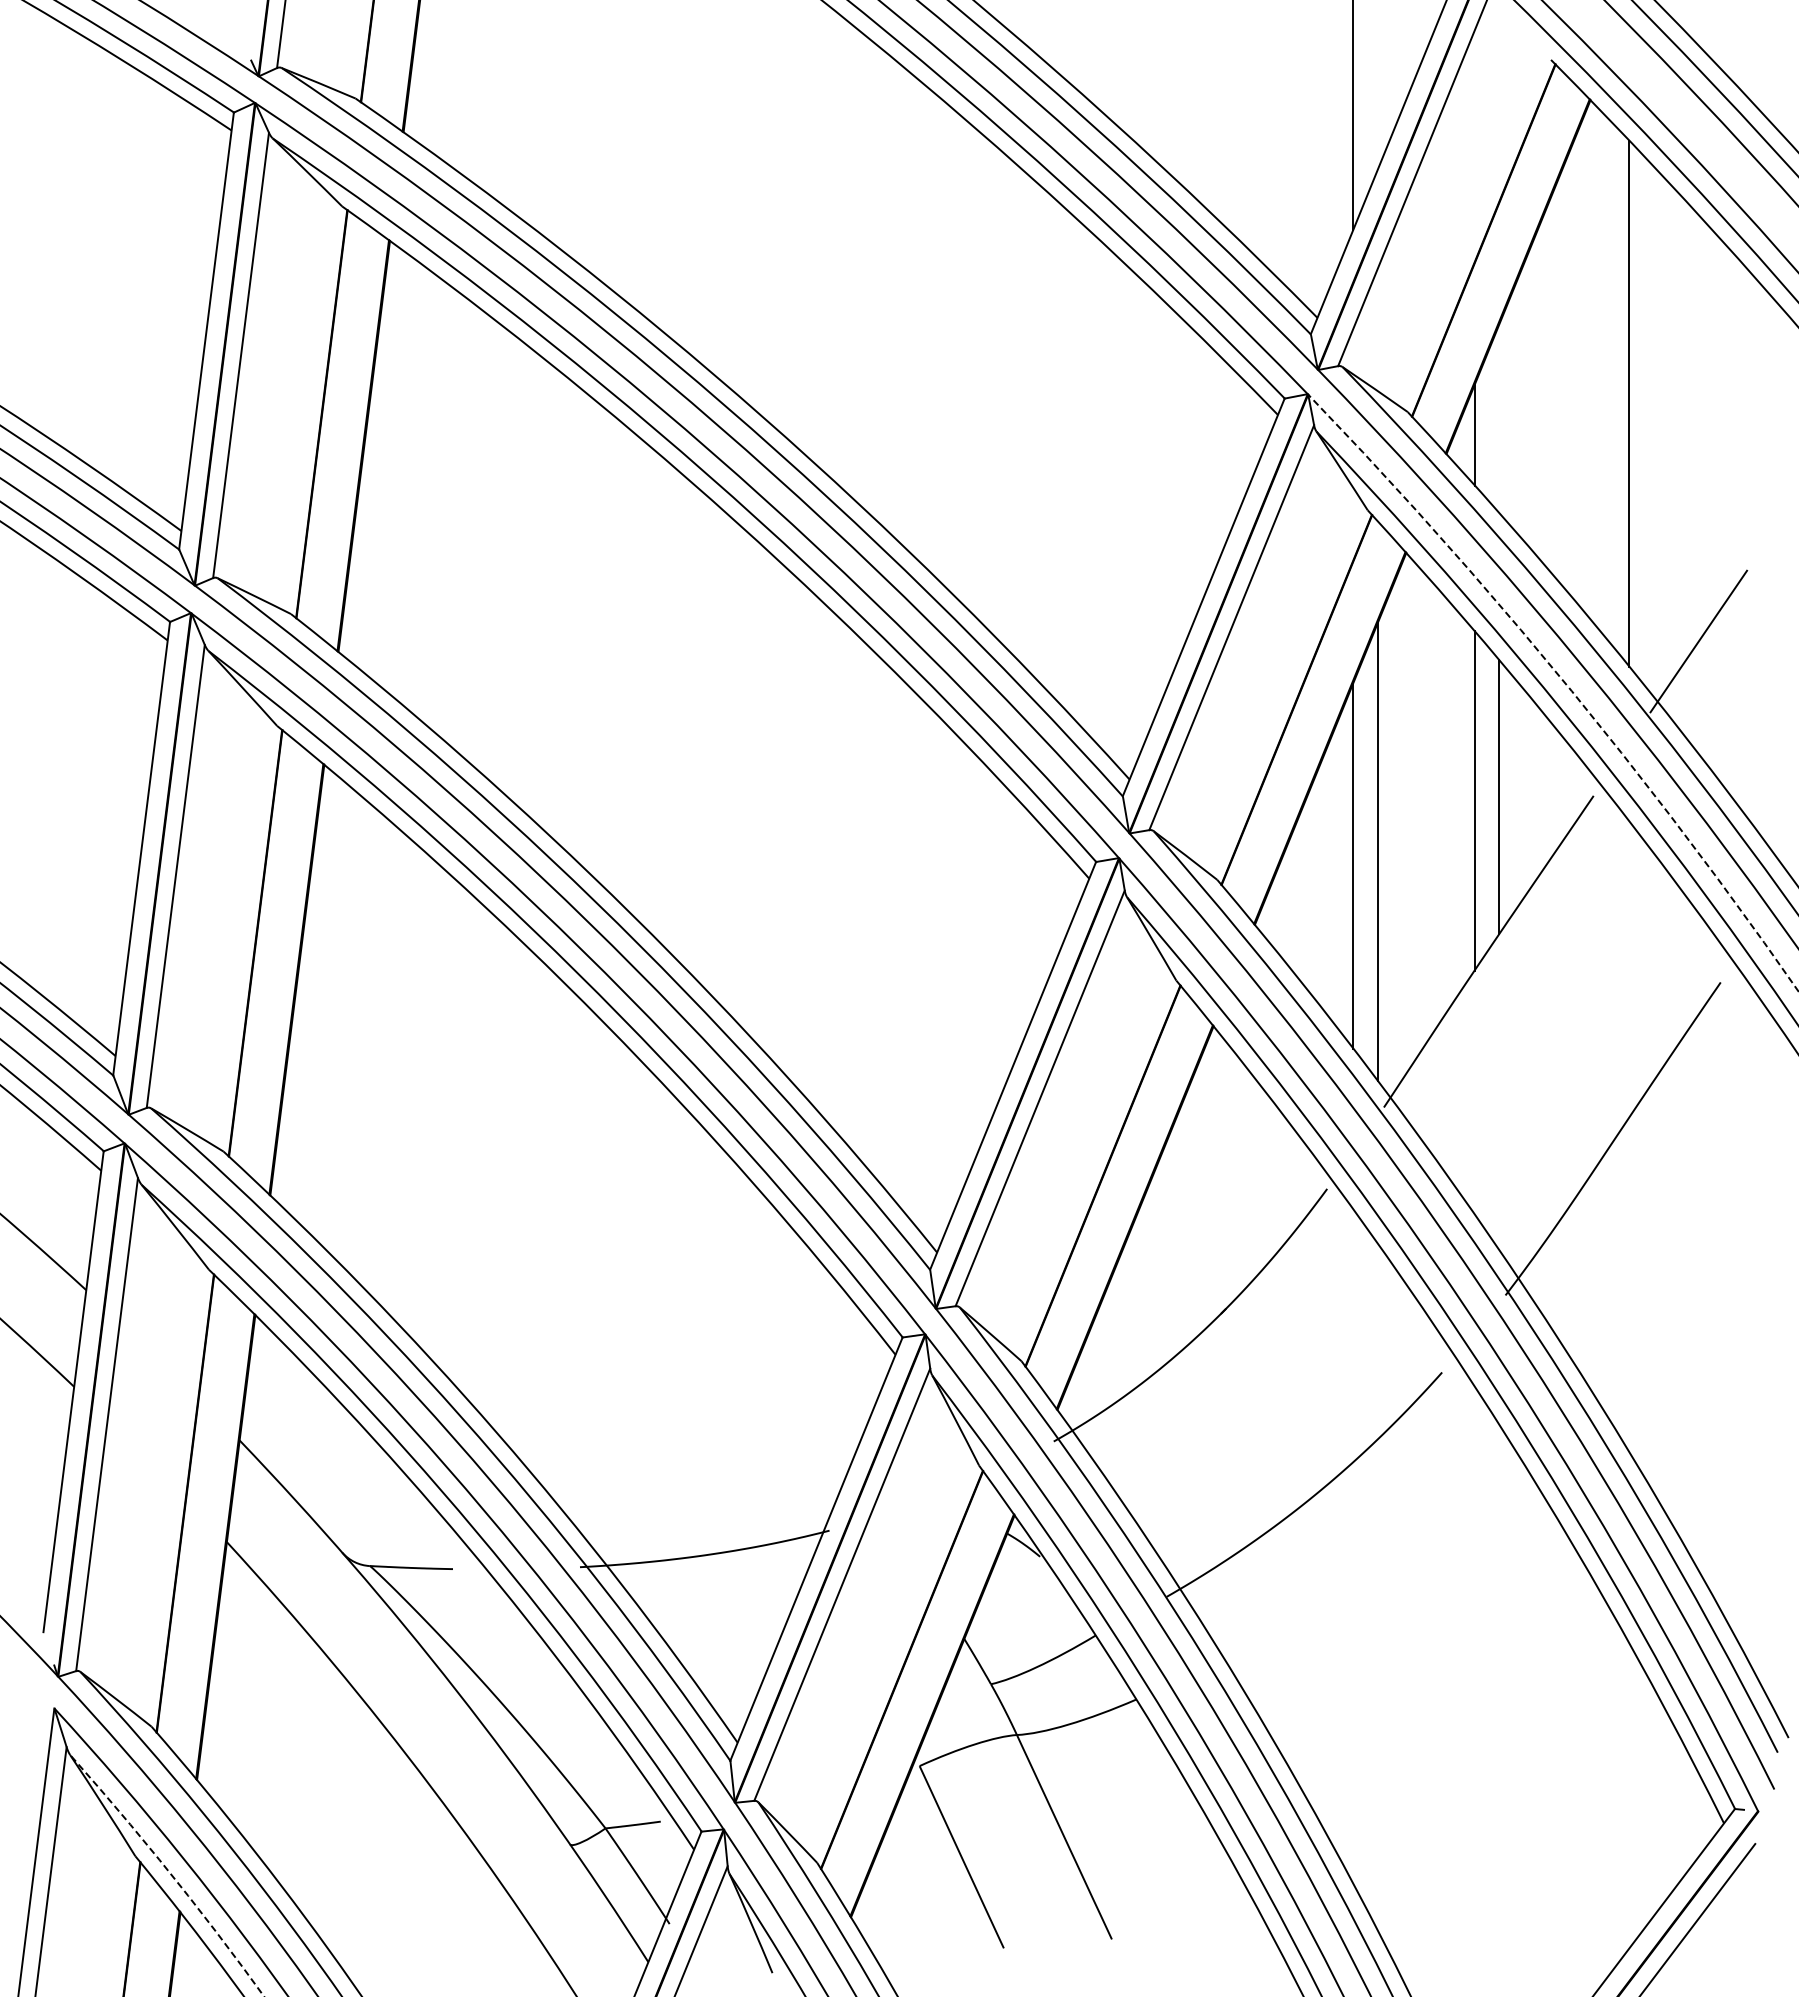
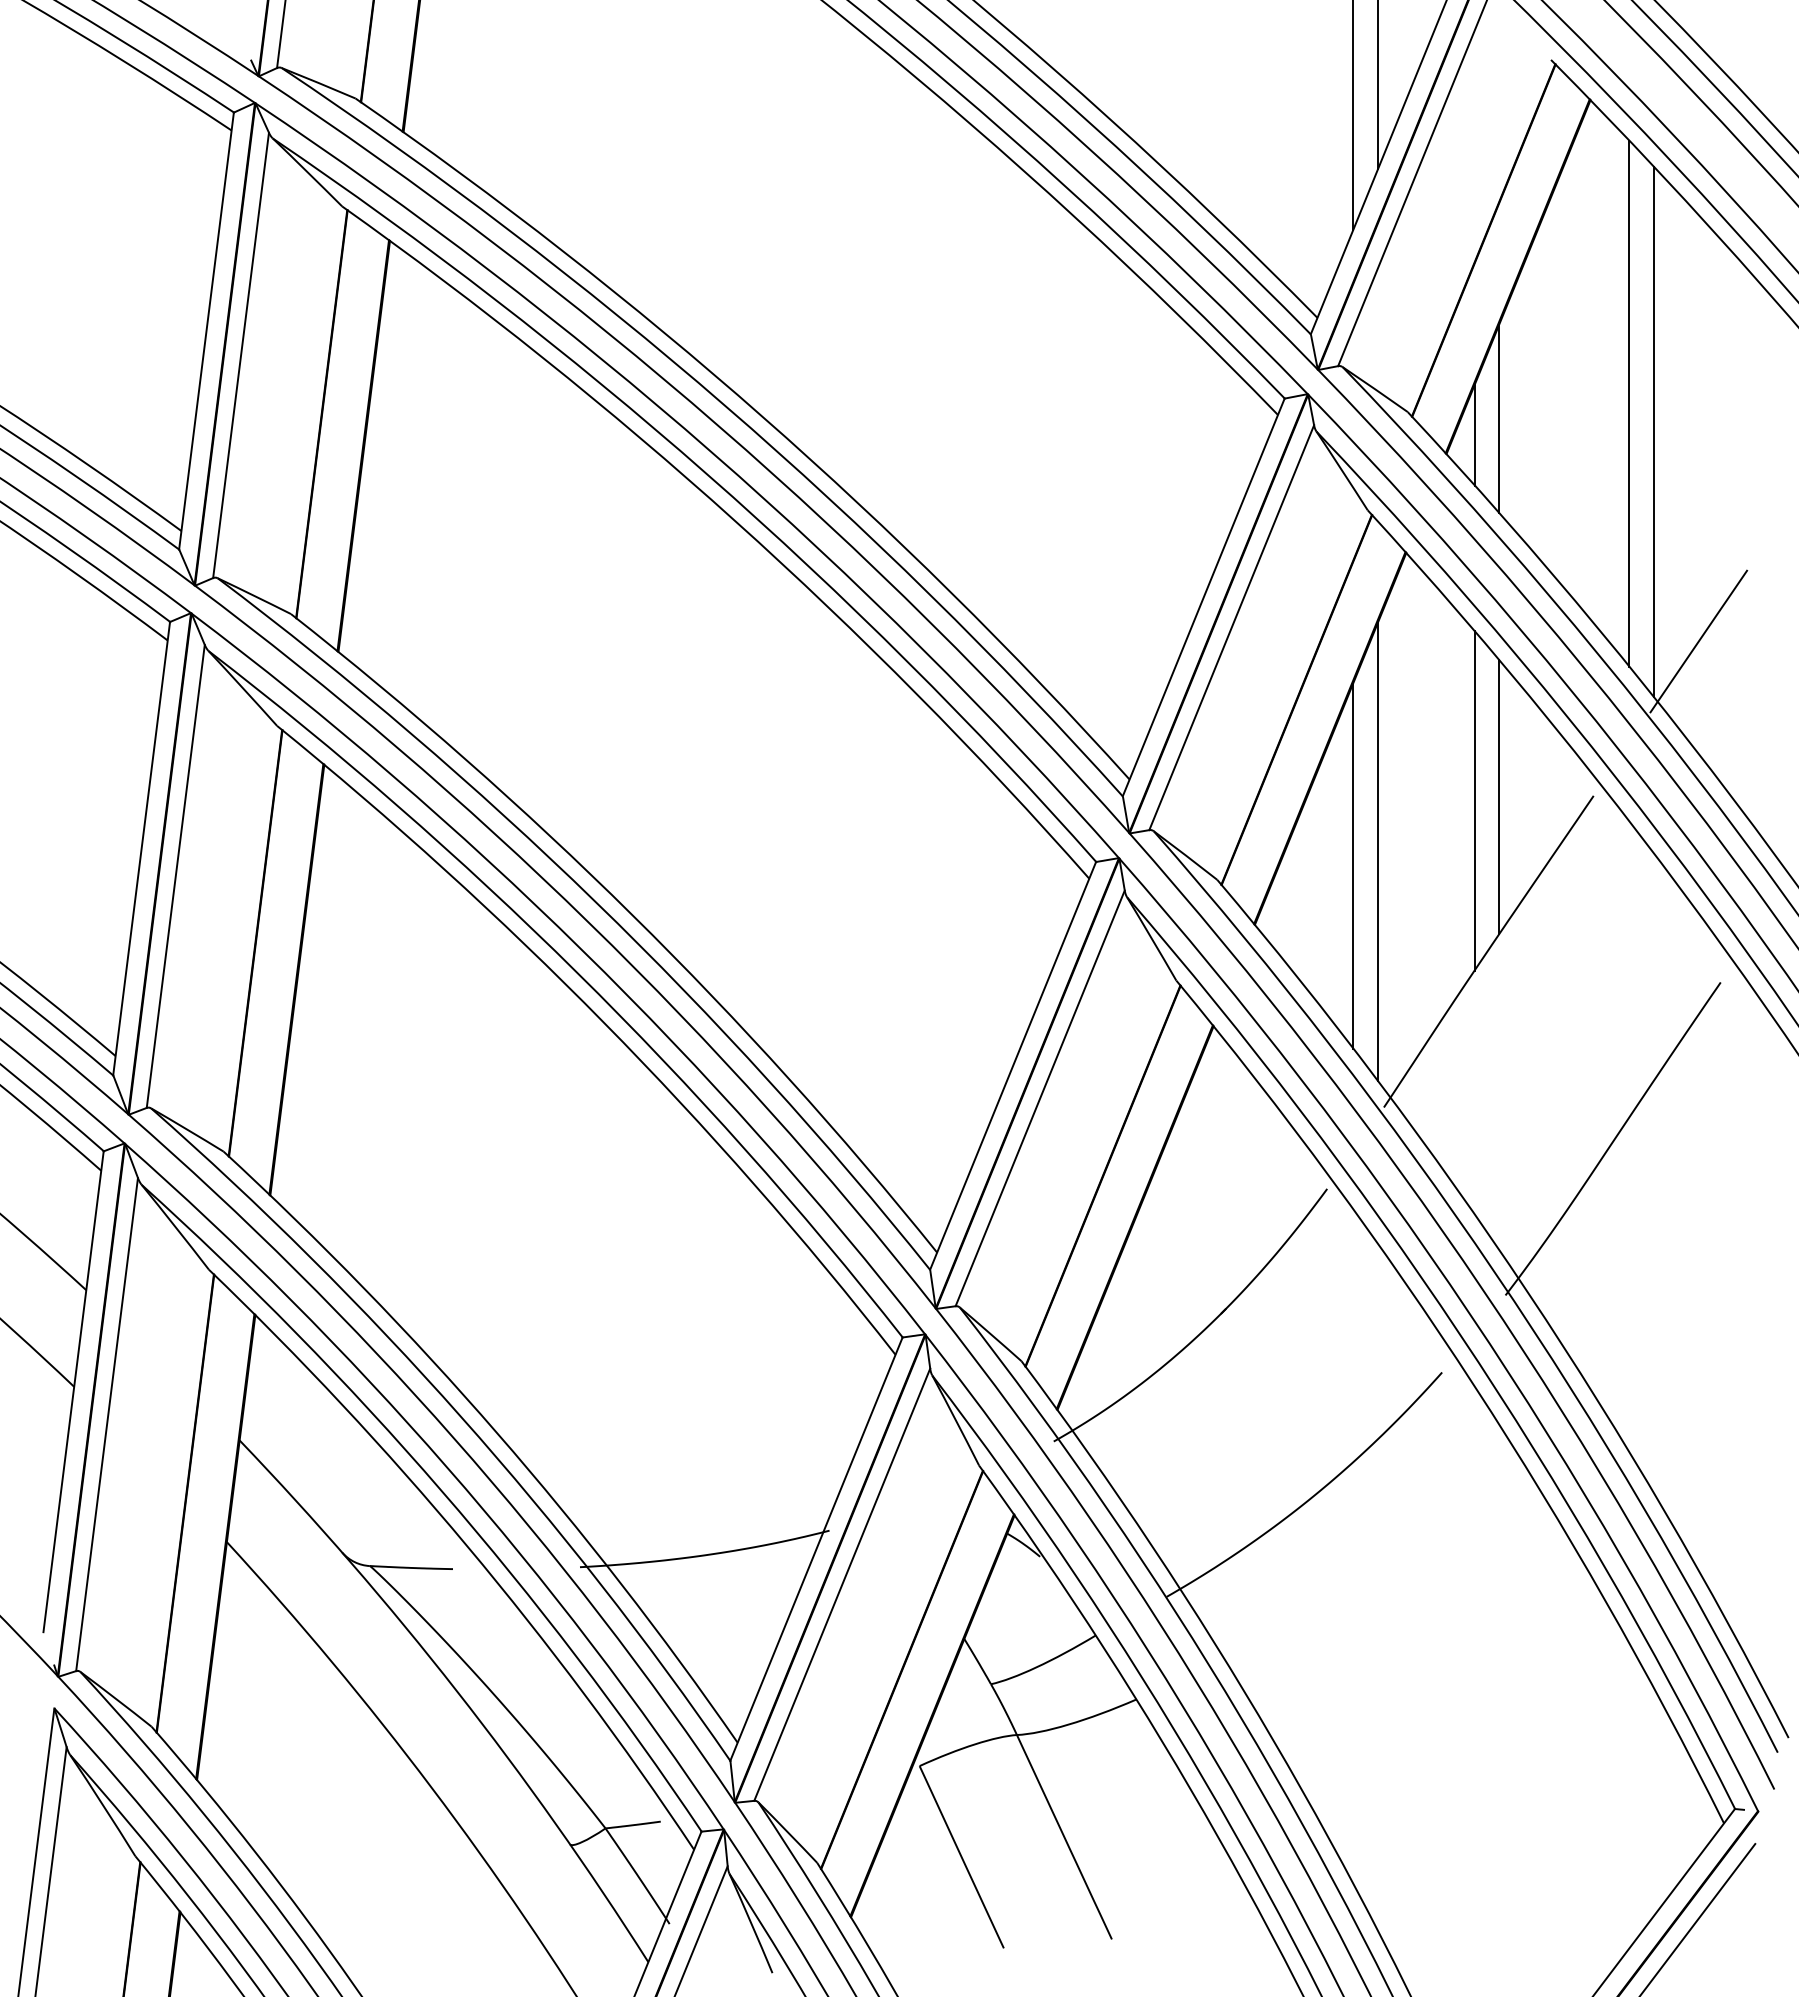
line: none -> present (1378, 85)
line: none -> present (1499, 418)
line: none -> present (1654, 432)
arc: dashed -> solid (1565, 683)
arc: dashed -> solid (170, 1873)
